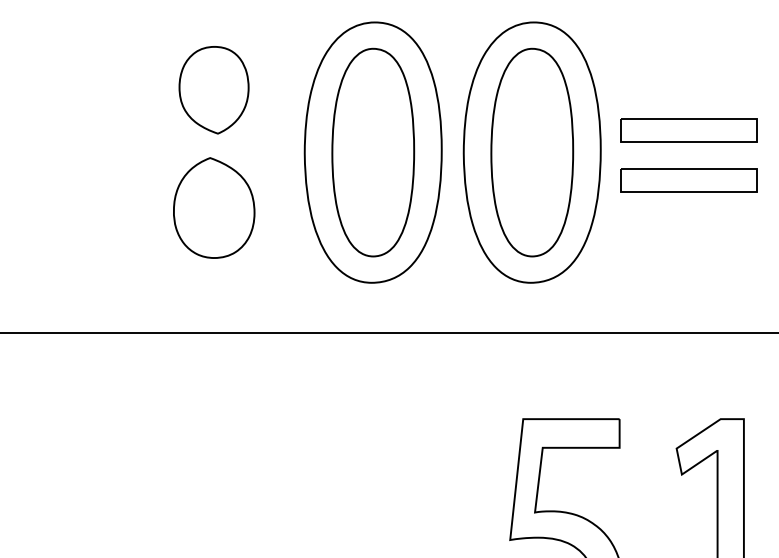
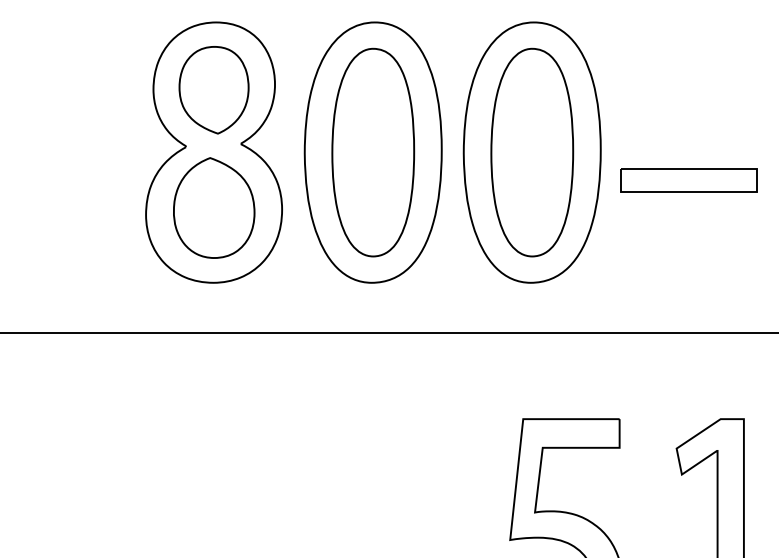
part: present -> none (688, 130)
part: none -> present (213, 152)
